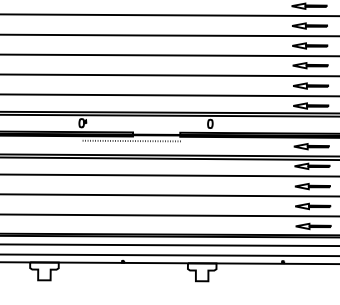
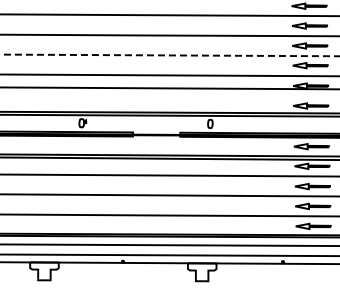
line: solid -> dashed (169, 55)
line position: (169, 95) -> (169, 88) (169, 88)
line: present -> none (130, 140)
